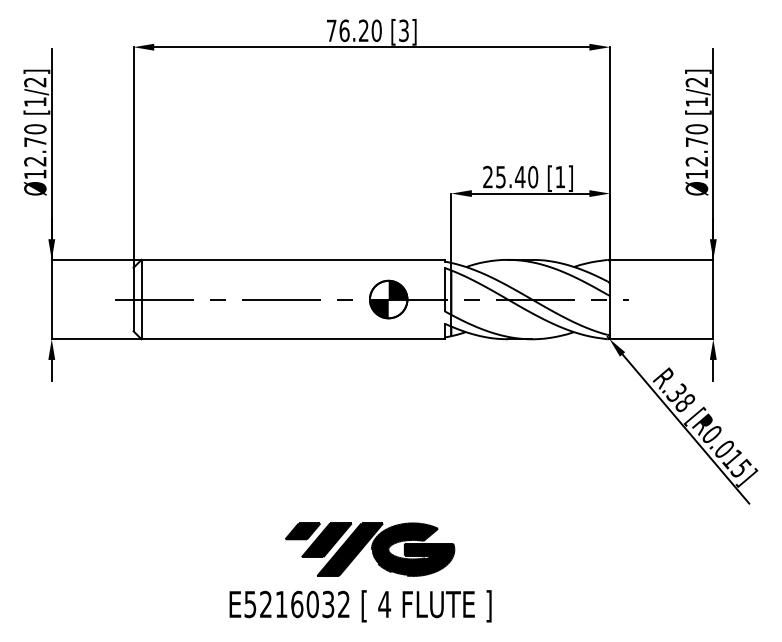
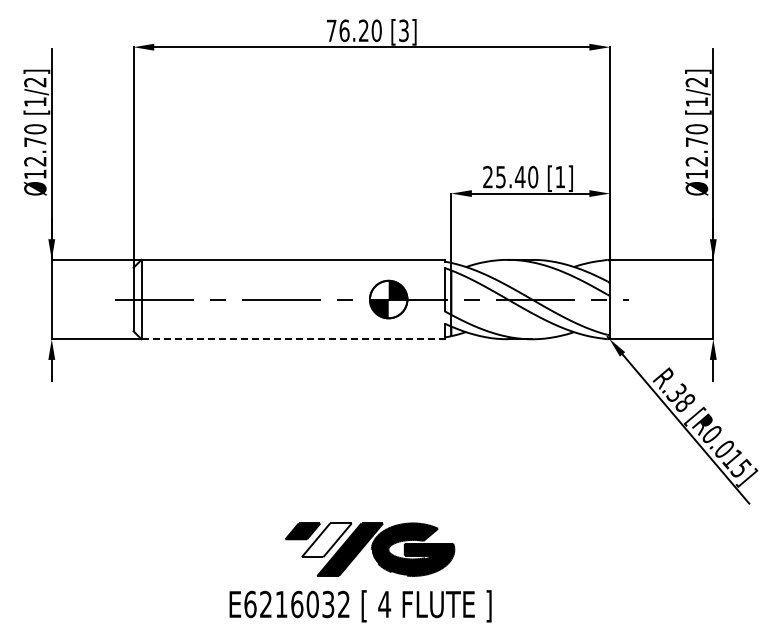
line: solid -> dashed (293, 339)
fill: present -> none (326, 540)
text: E5216032 -> E6216032 (250, 604)
